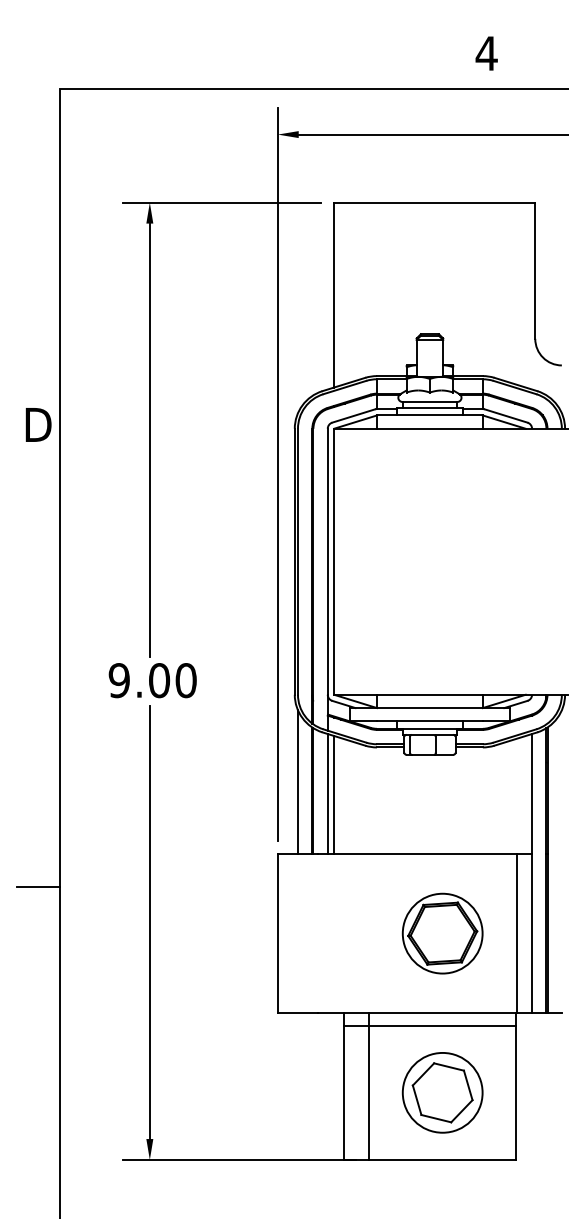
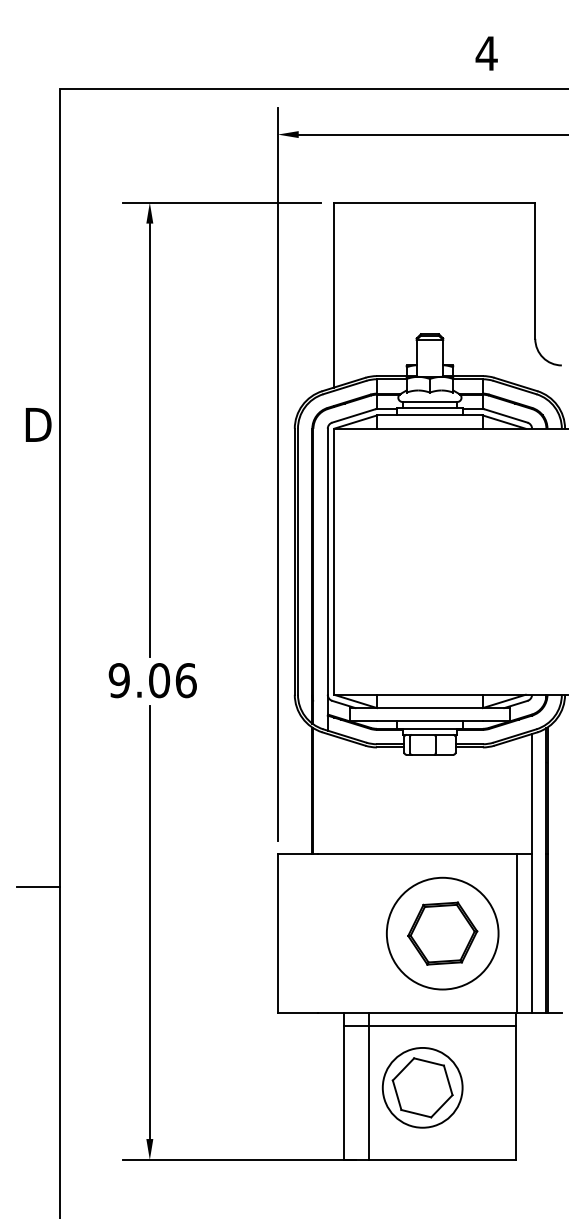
text: 9.00 -> 9.06 (185, 680)
line: present -> none (297, 781)
line: present -> none (327, 793)
line: present -> none (334, 794)
circle diameter: 80 px -> 112 px (442, 933)
part position: (442, 1092) -> (422, 1087) (422, 1087)
